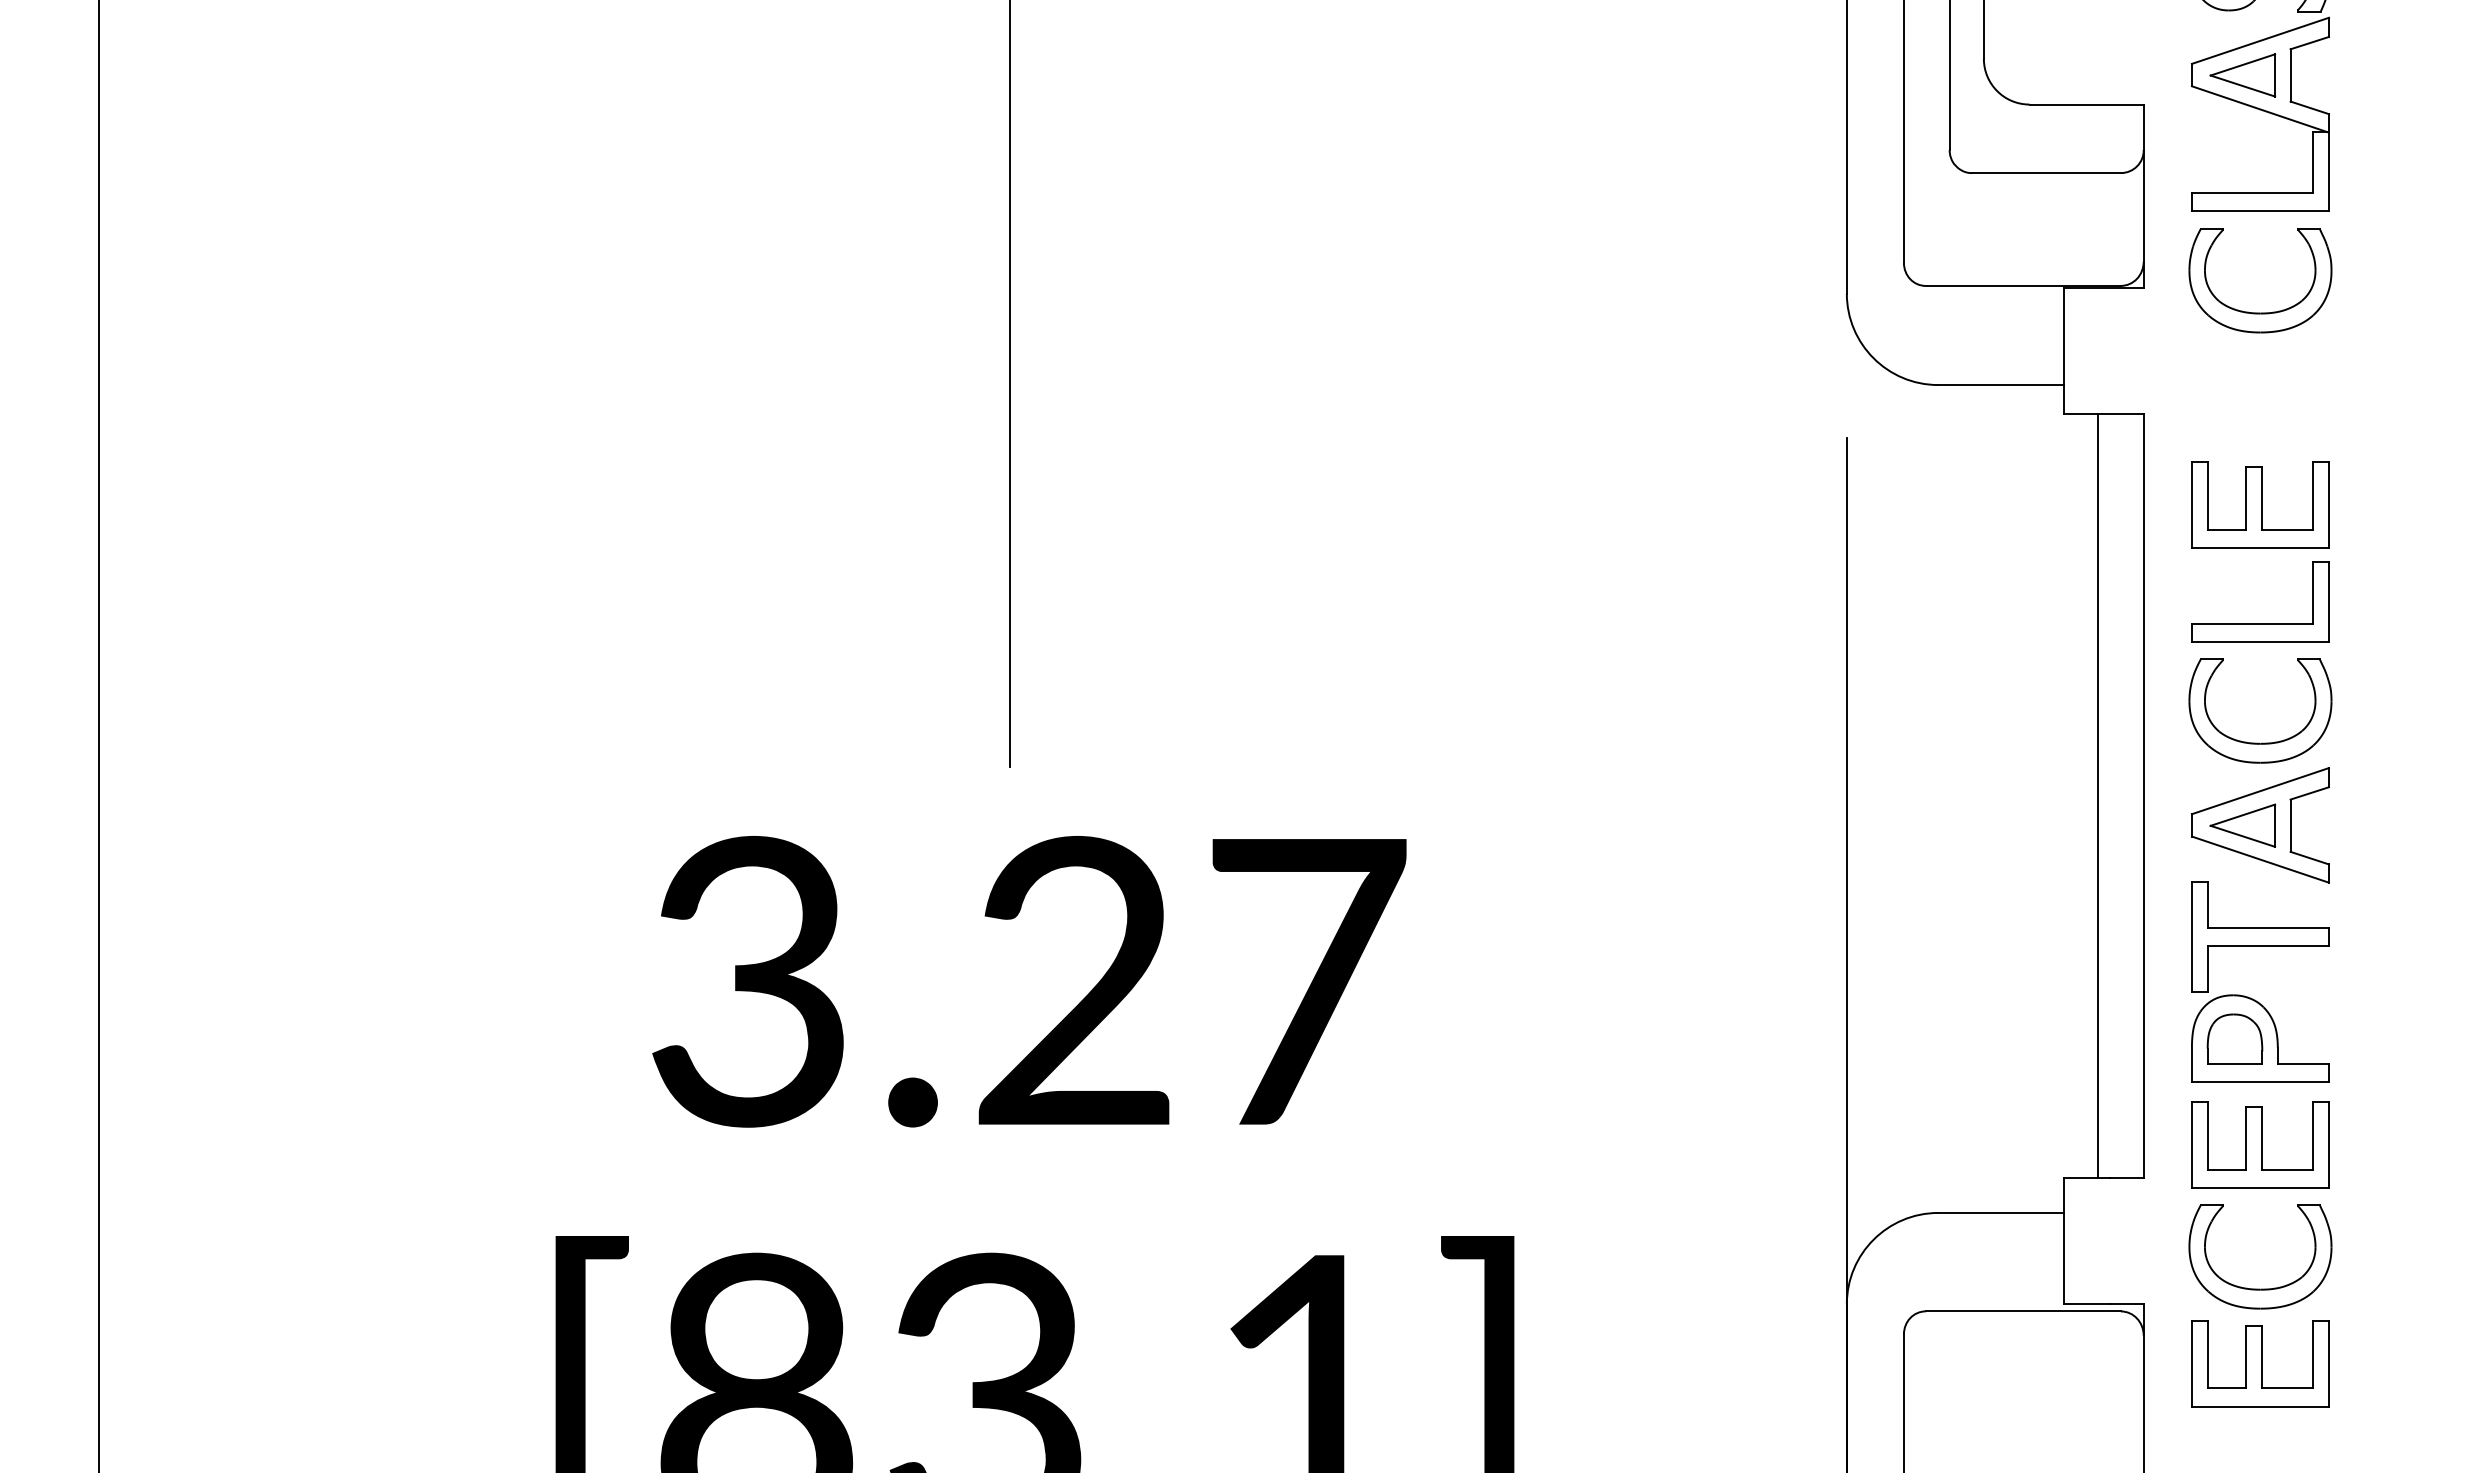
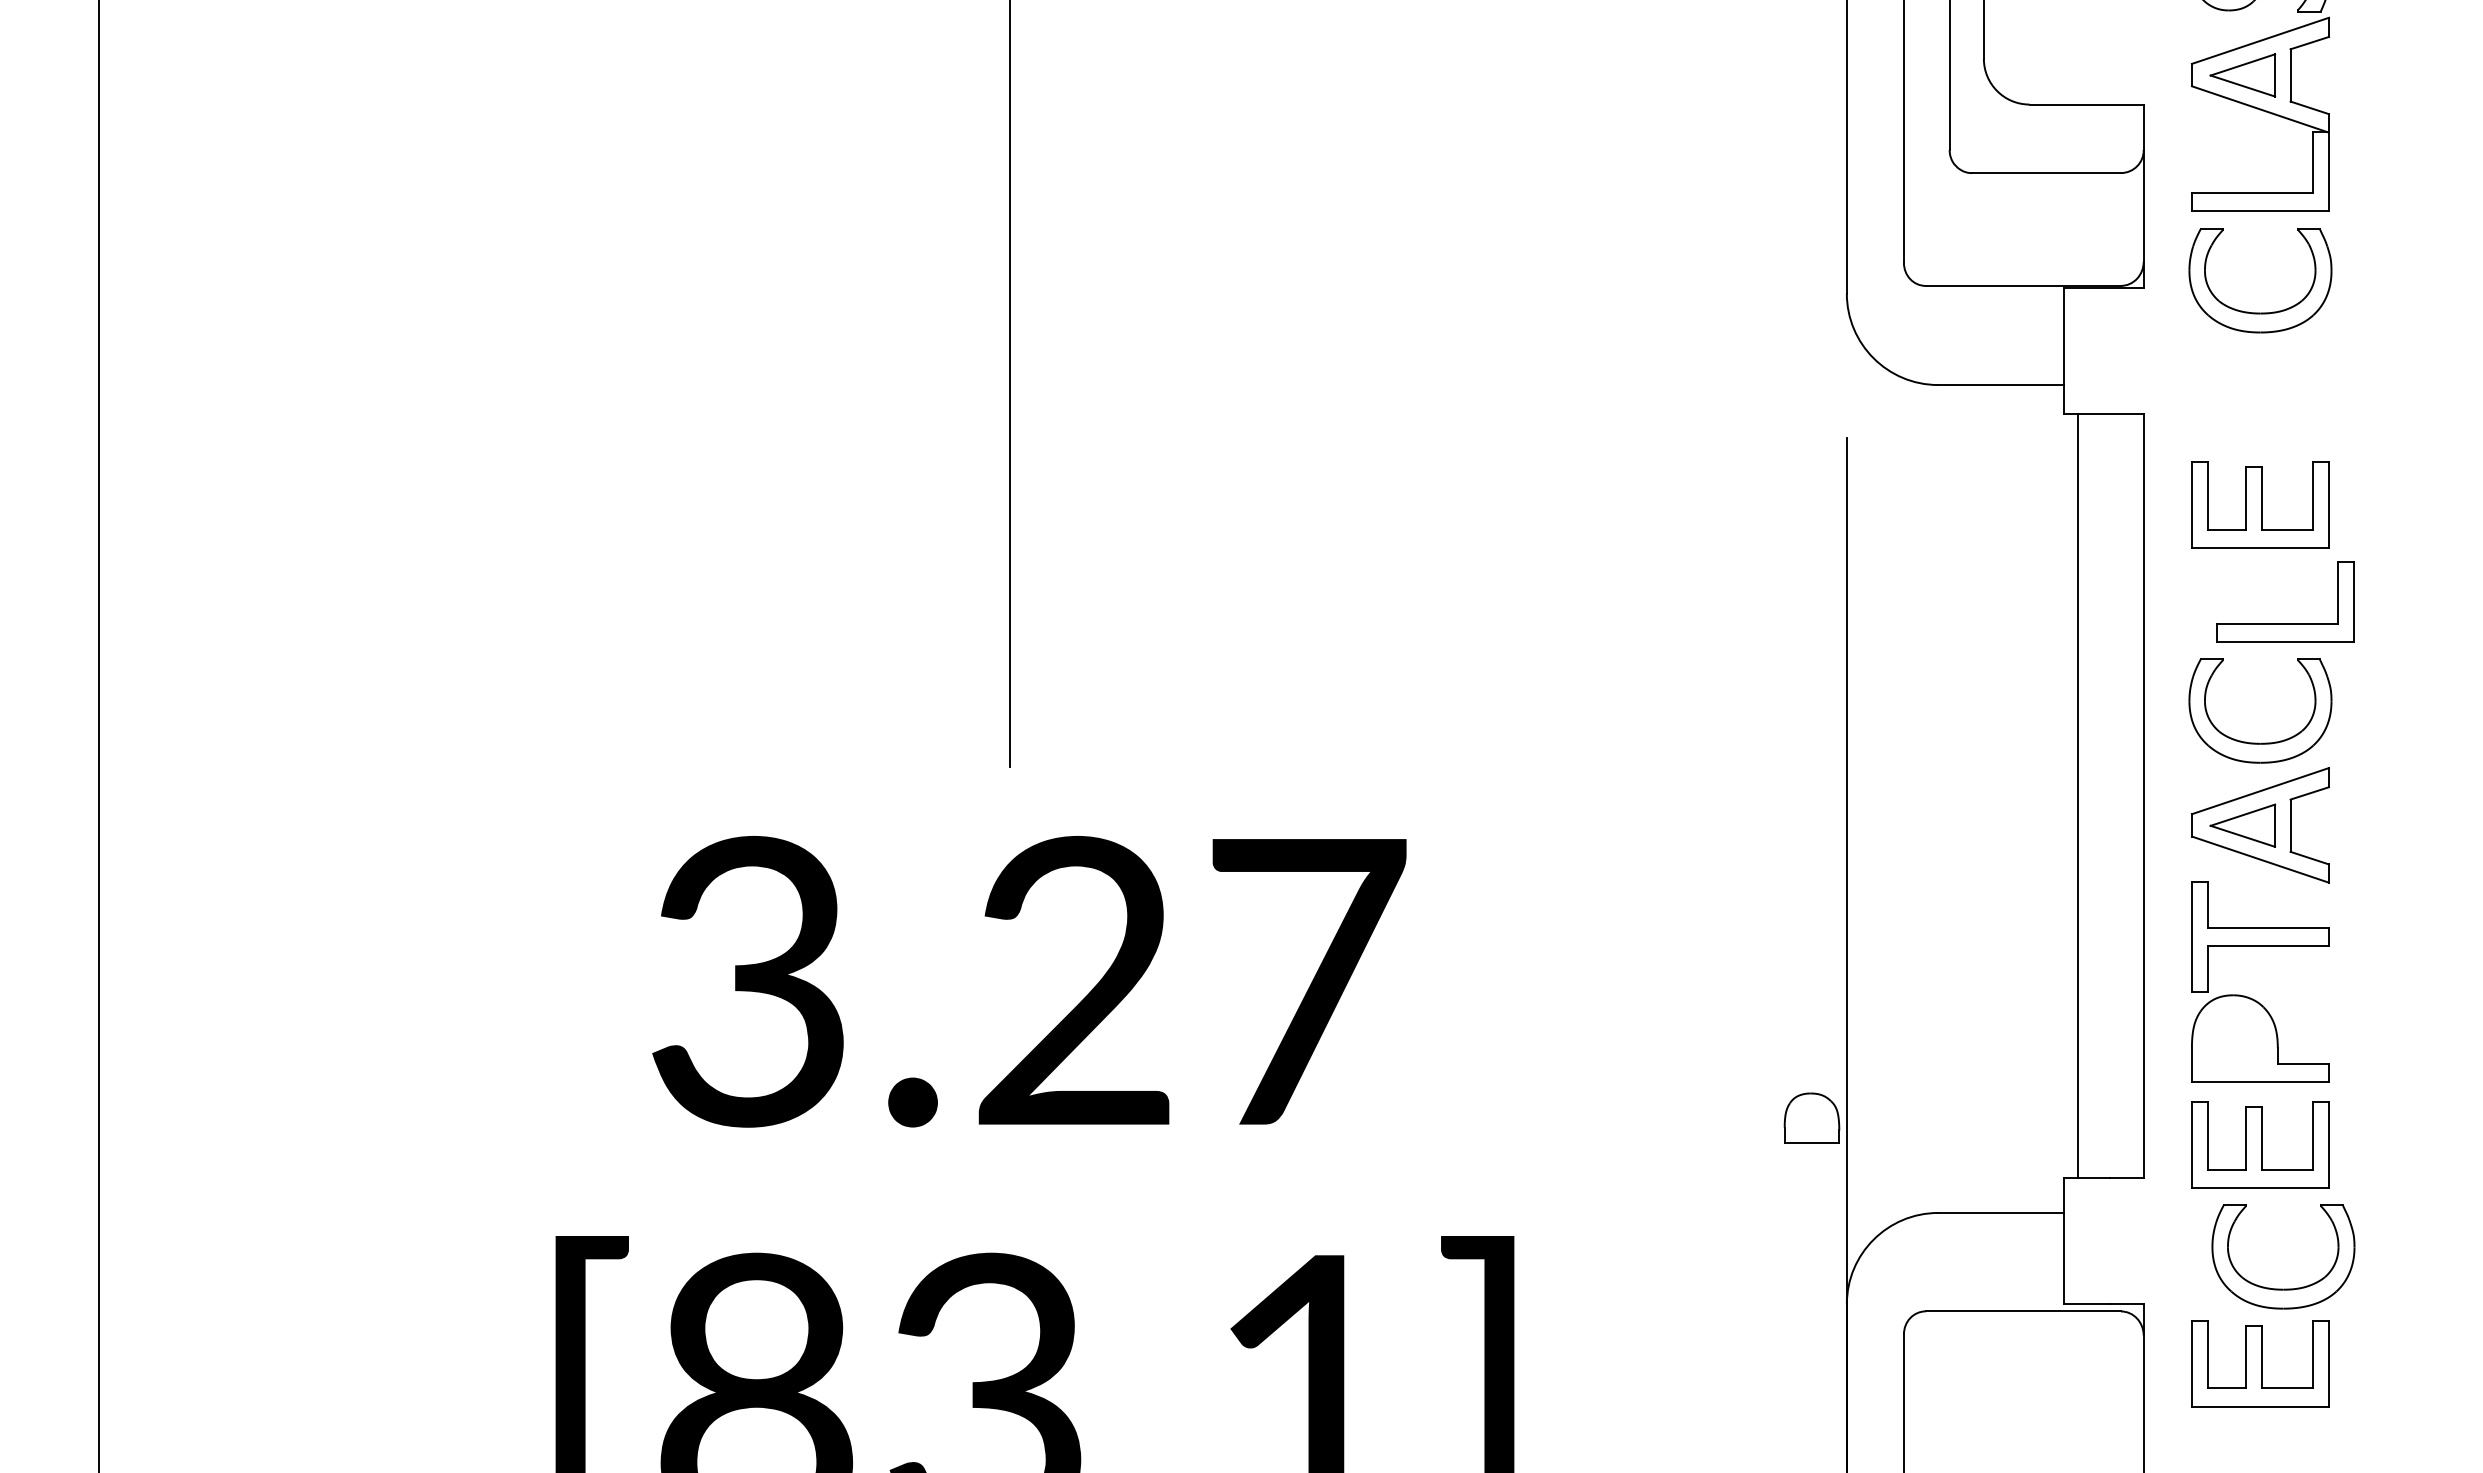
part position: (2260, 623) -> (2285, 623) (2285, 623)
line position: (2098, 795) -> (2078, 795) (2078, 795)
part position: (2234, 1038) -> (1811, 1117) (1811, 1117)
part position: (2260, 1288) -> (2283, 1288) (2283, 1288)
